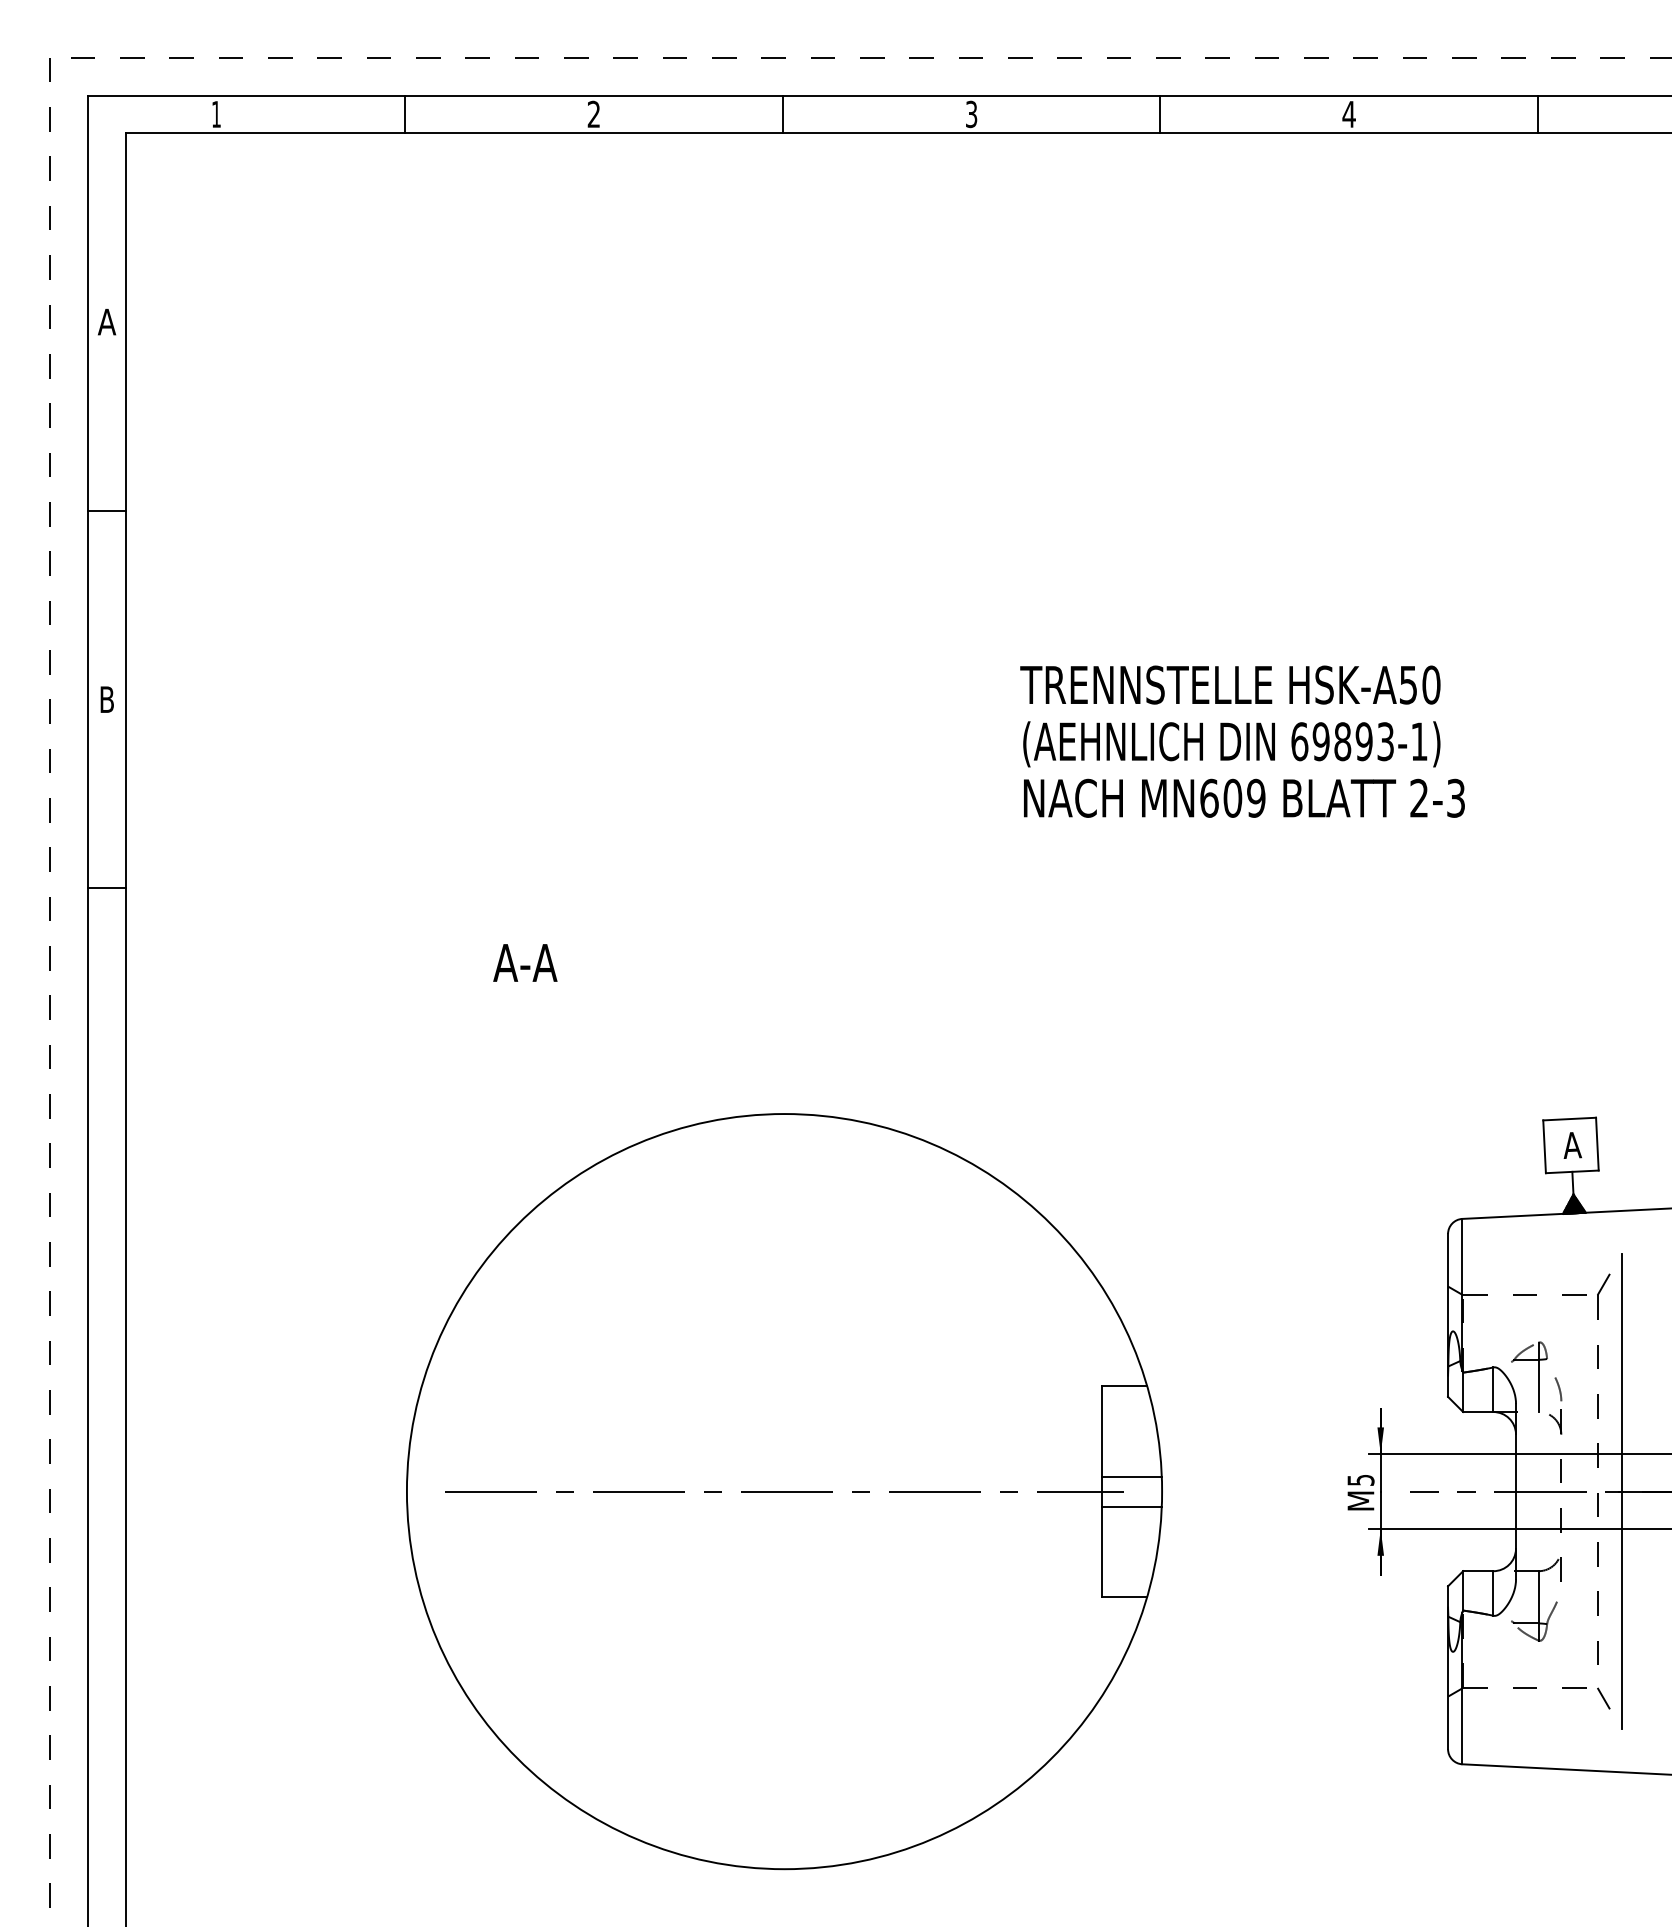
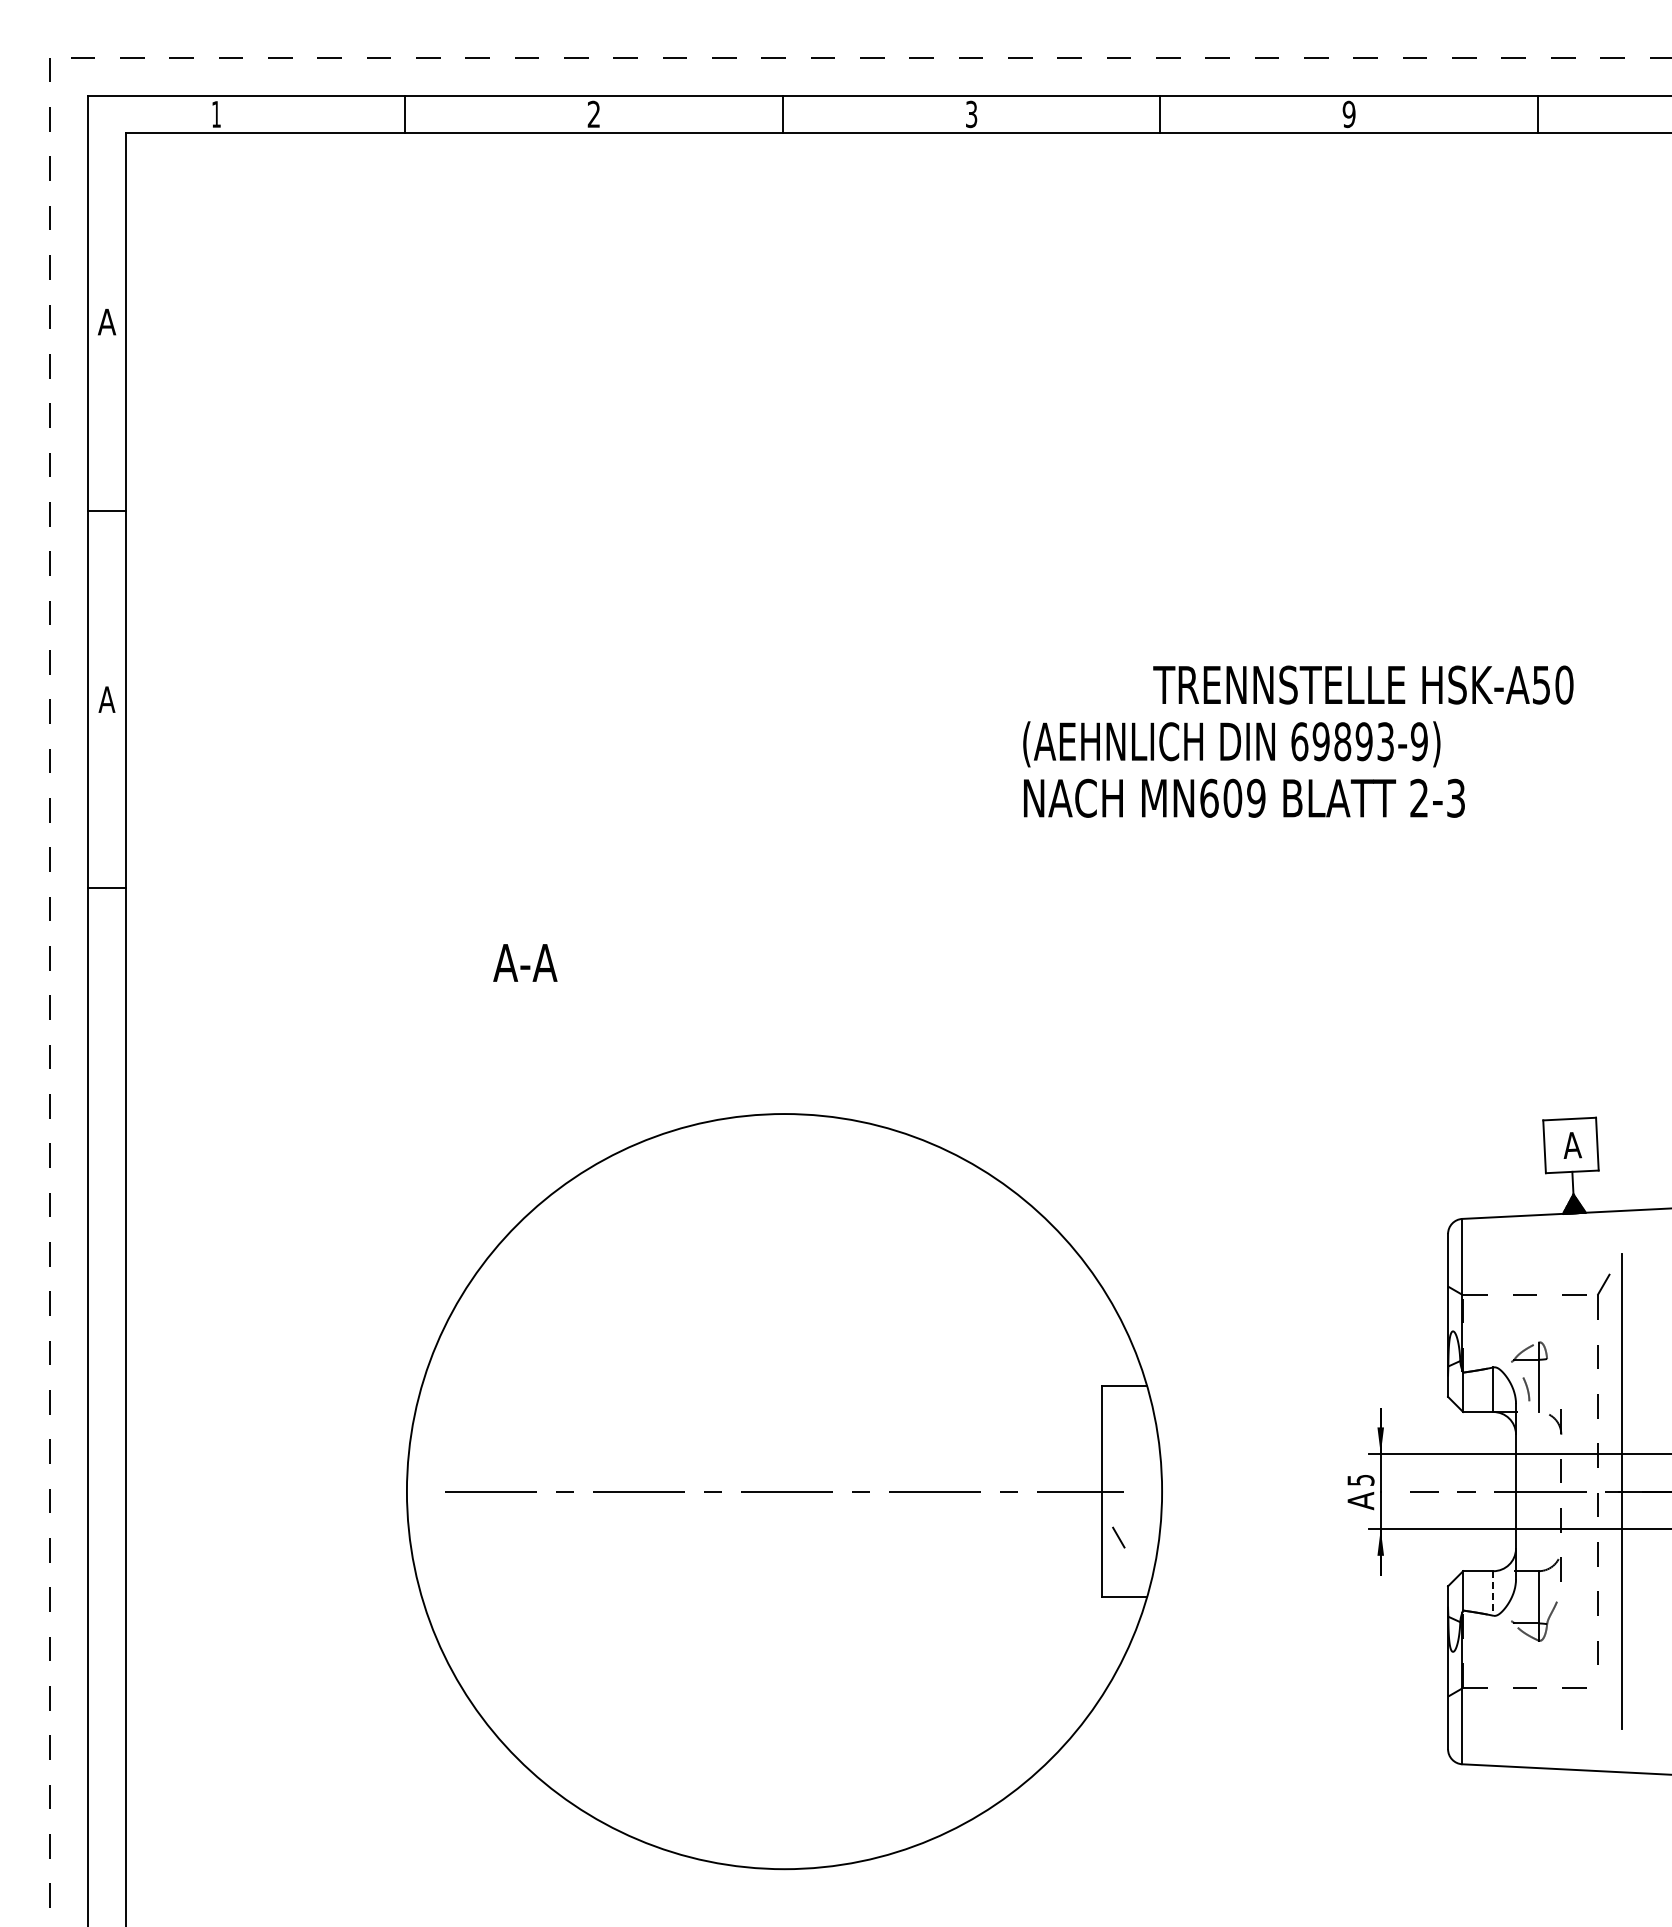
text: 4 -> 9 (1348, 114)
text position: (1230, 684) -> (1363, 684) (1363, 684)
text: B -> A (106, 699)
text: 69893-1) -> 69893-9) (1419, 741)
curve position: (1558, 1389) -> (1526, 1389) (1526, 1389)
line: present -> none (1131, 1476)
text: M -> A (1360, 1500)
line: present -> none (1131, 1506)
line: solid -> dashed (1493, 1593)
line position: (1603, 1698) -> (1118, 1537) (1118, 1537)
